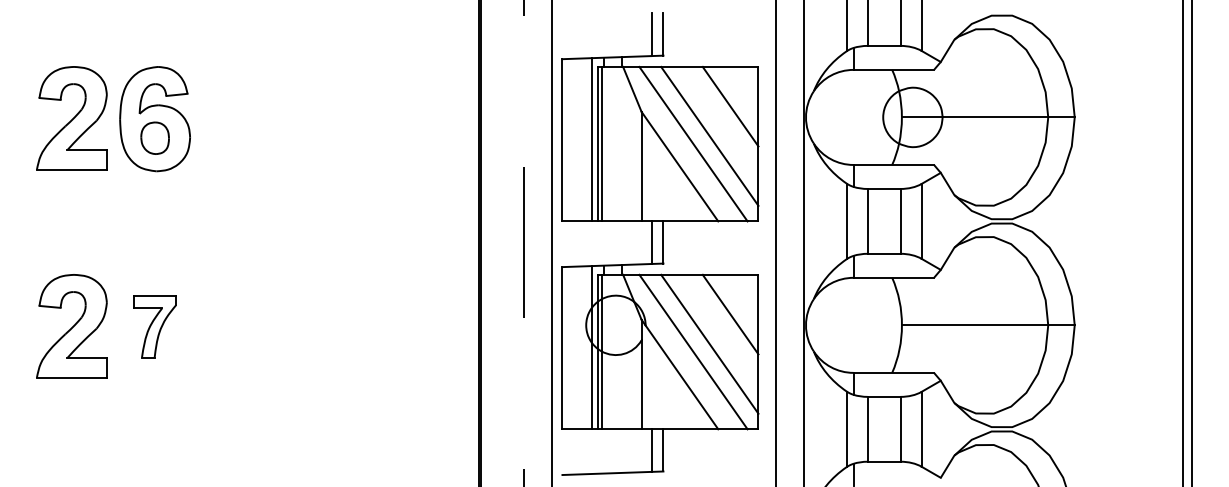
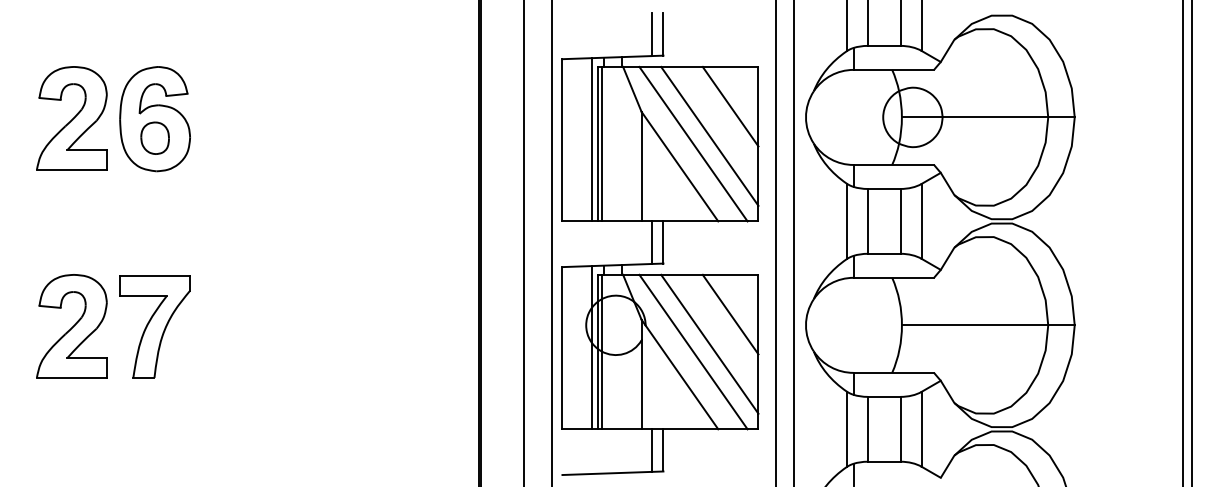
line position: (804, 242) -> (794, 242) (794, 242)
line: dashed -> solid (524, 243)
part size: 44x64 px -> 72x104 px (154, 326)
